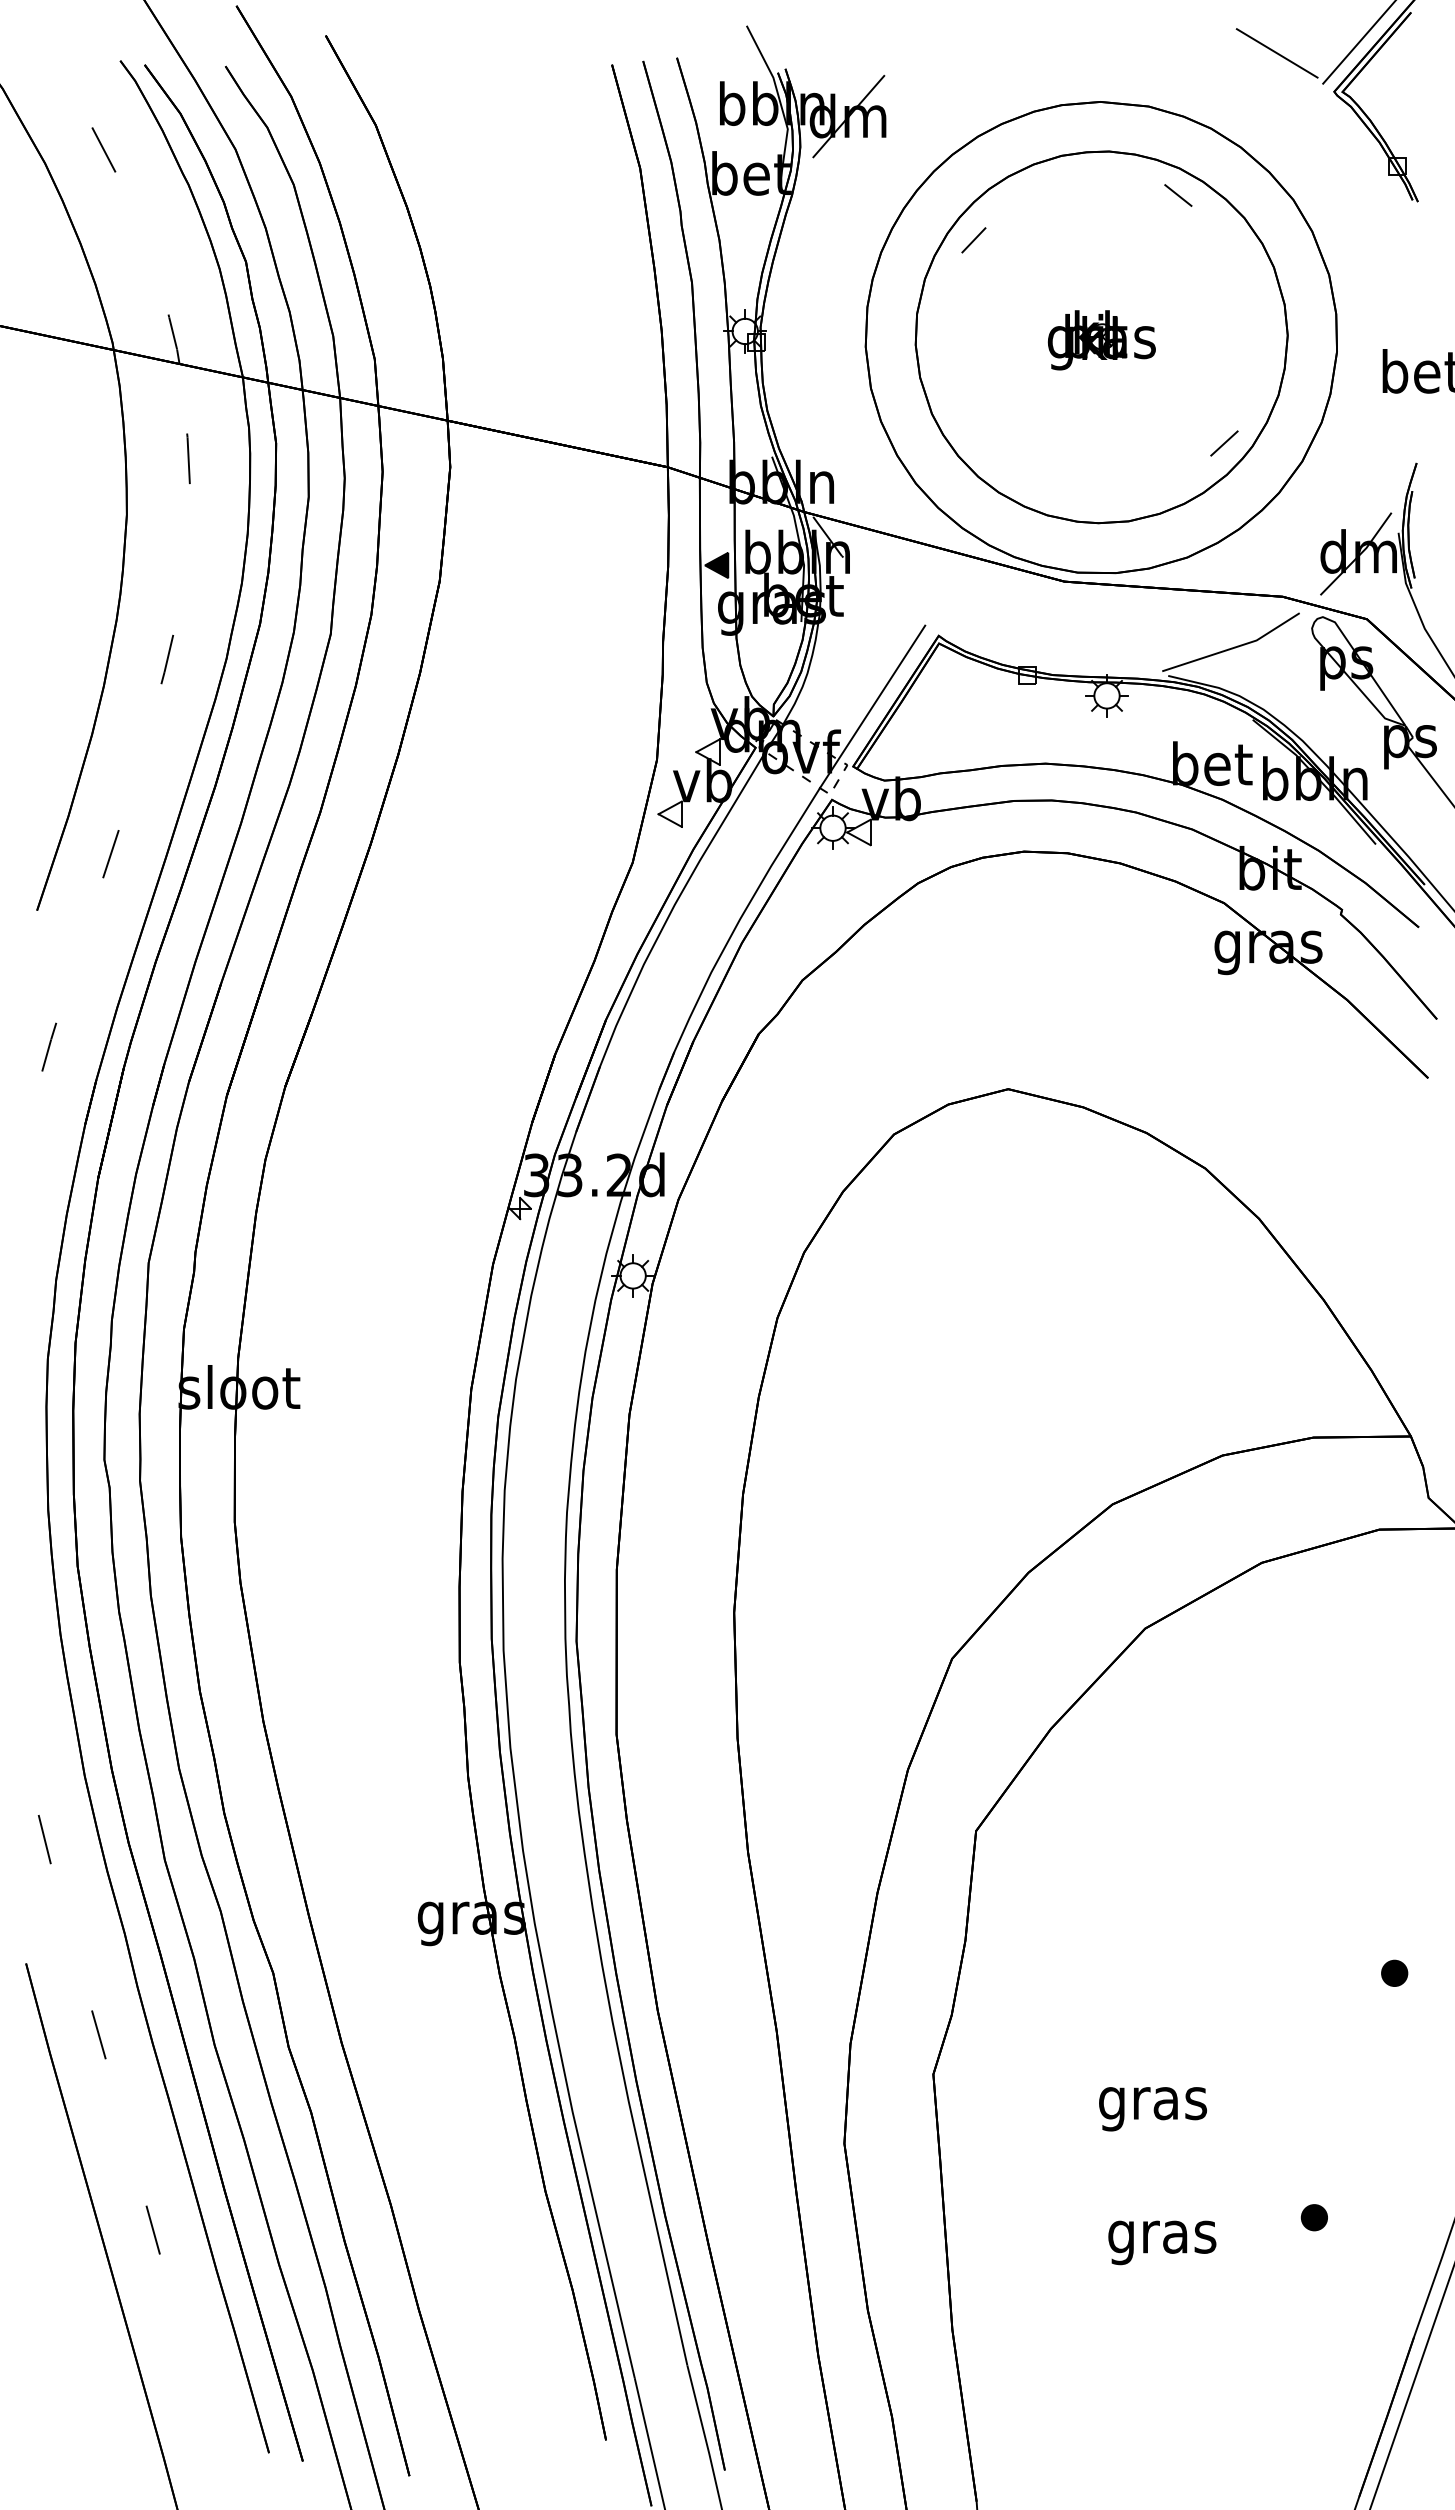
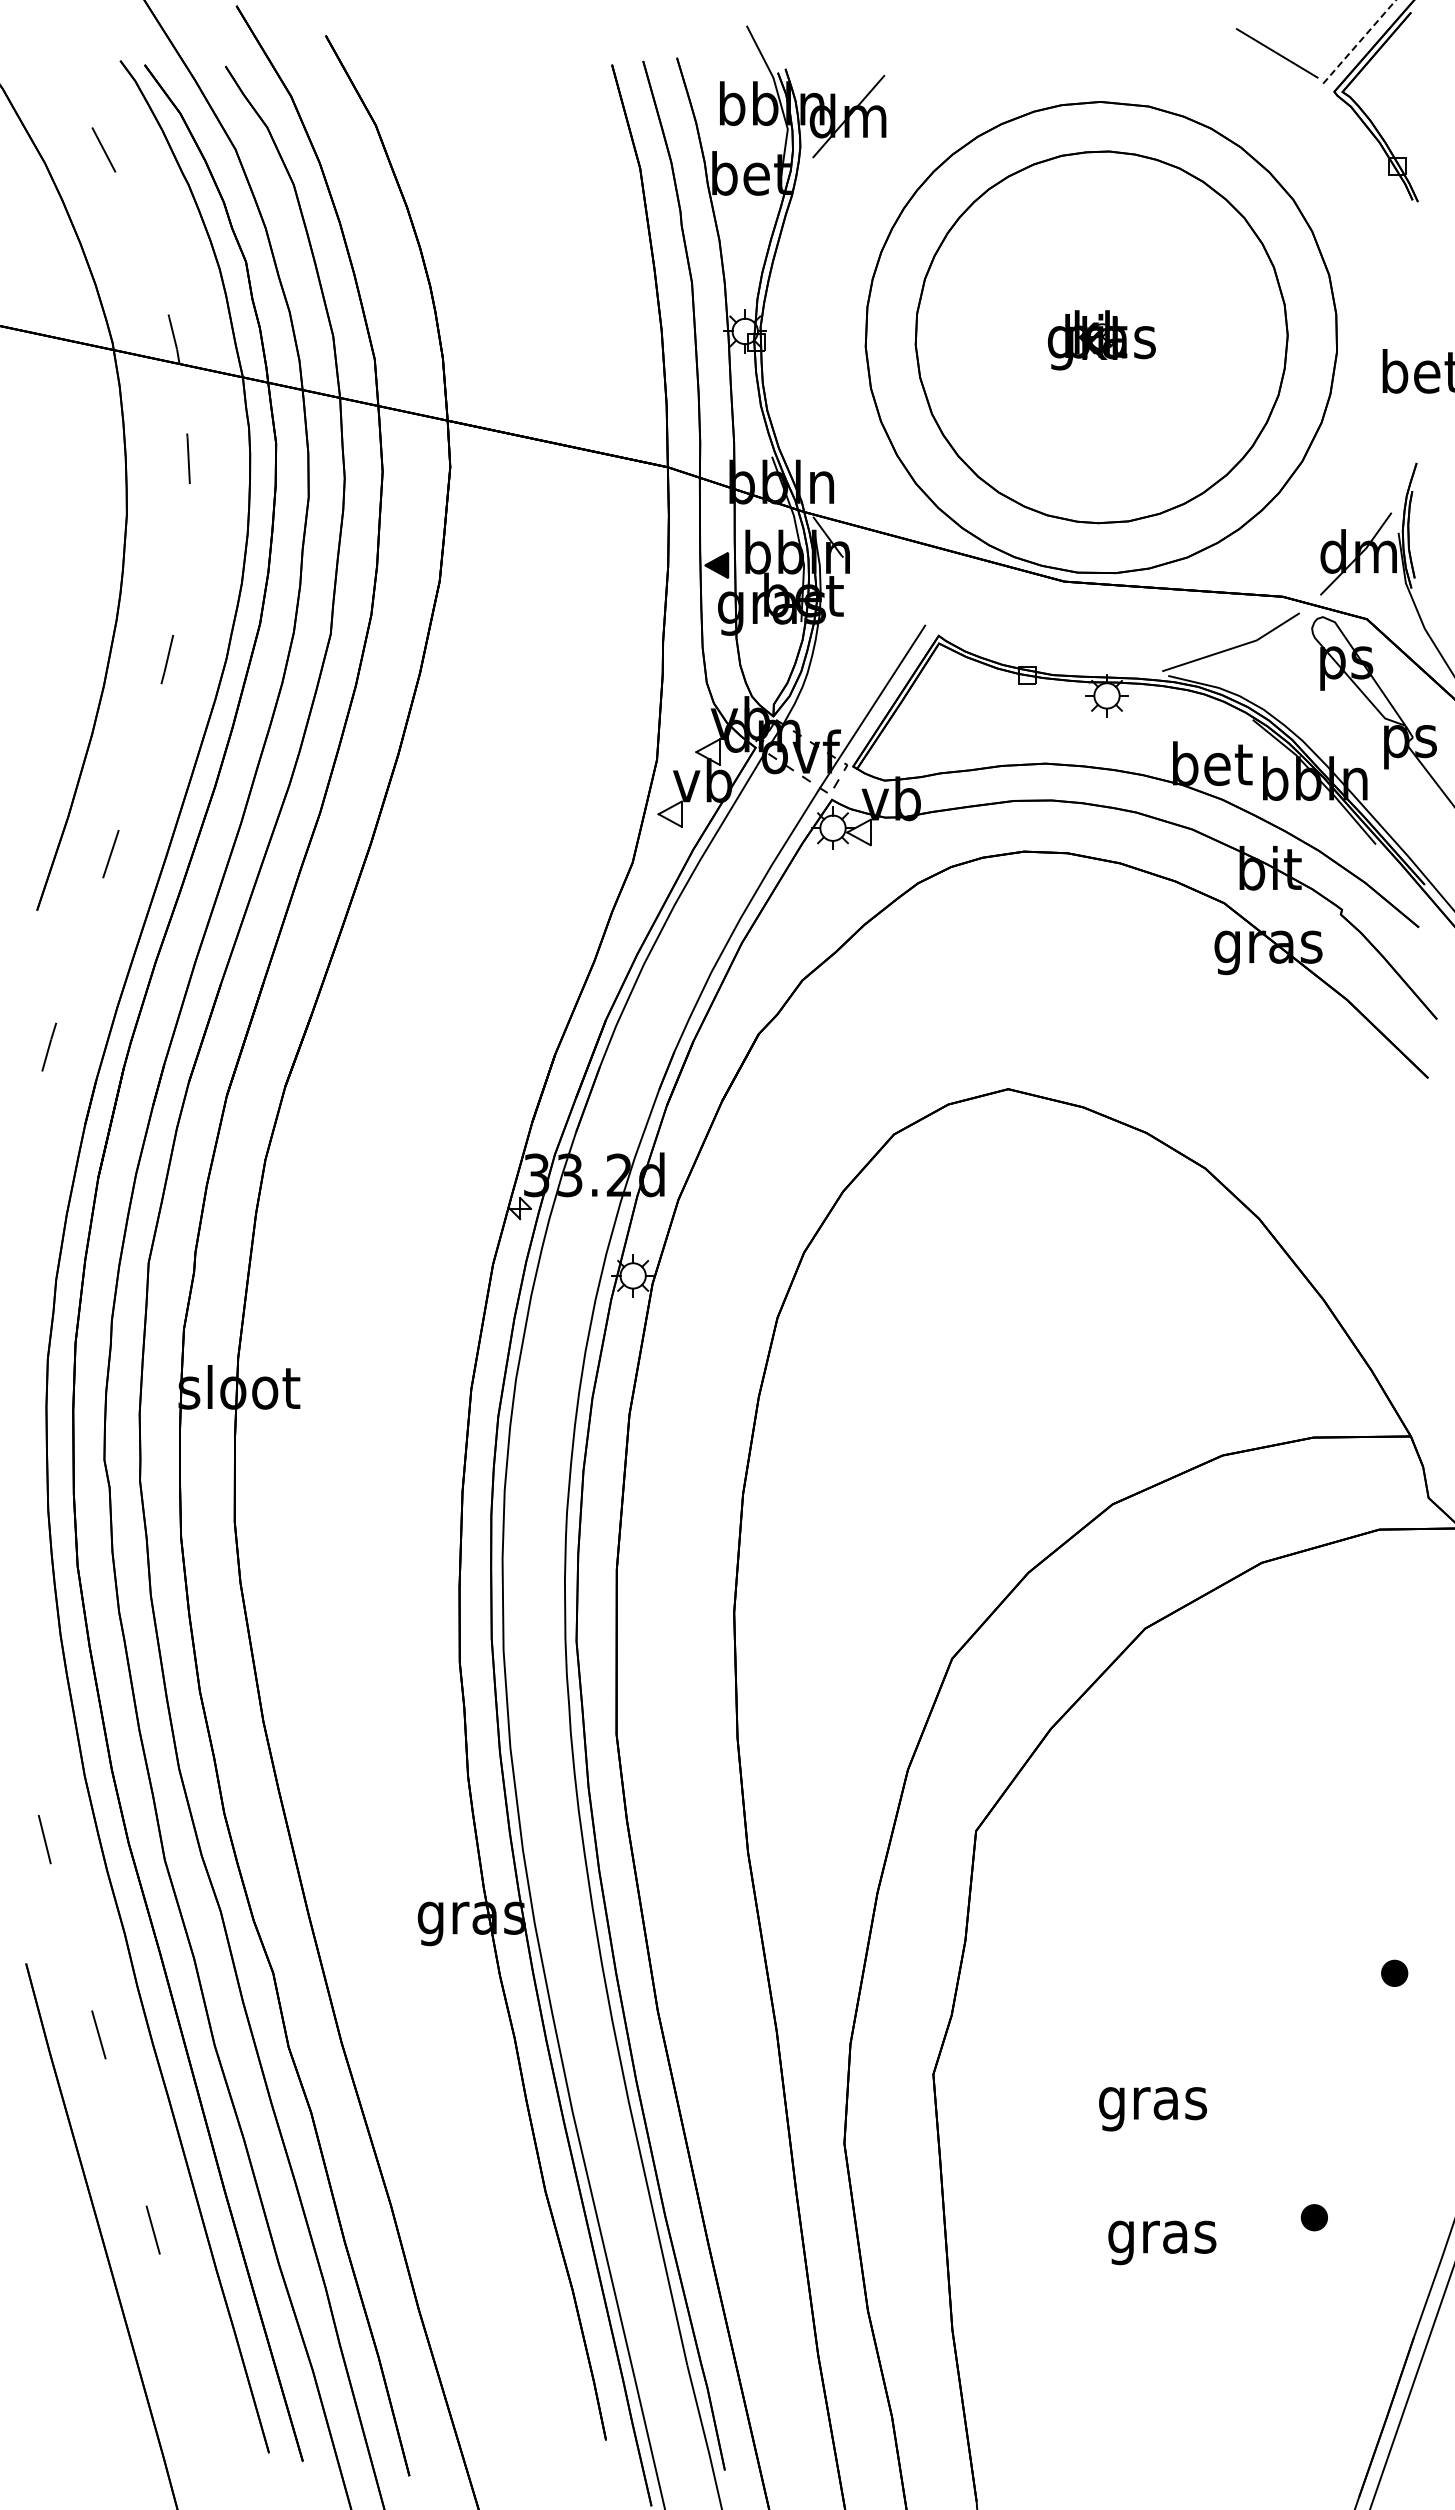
line: solid -> dashed (1359, 41)
line: present -> none (1178, 195)
line: present -> none (973, 240)
line: present -> none (1224, 443)
